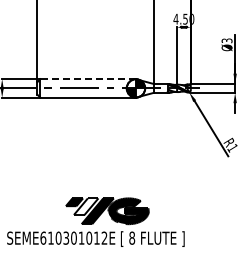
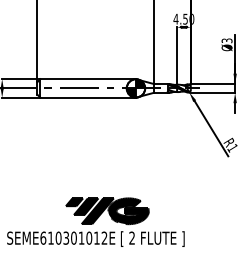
line: dashed -> solid (88, 79)
fill: none -> present (85, 206)
text: 8 -> 2 (132, 237)
